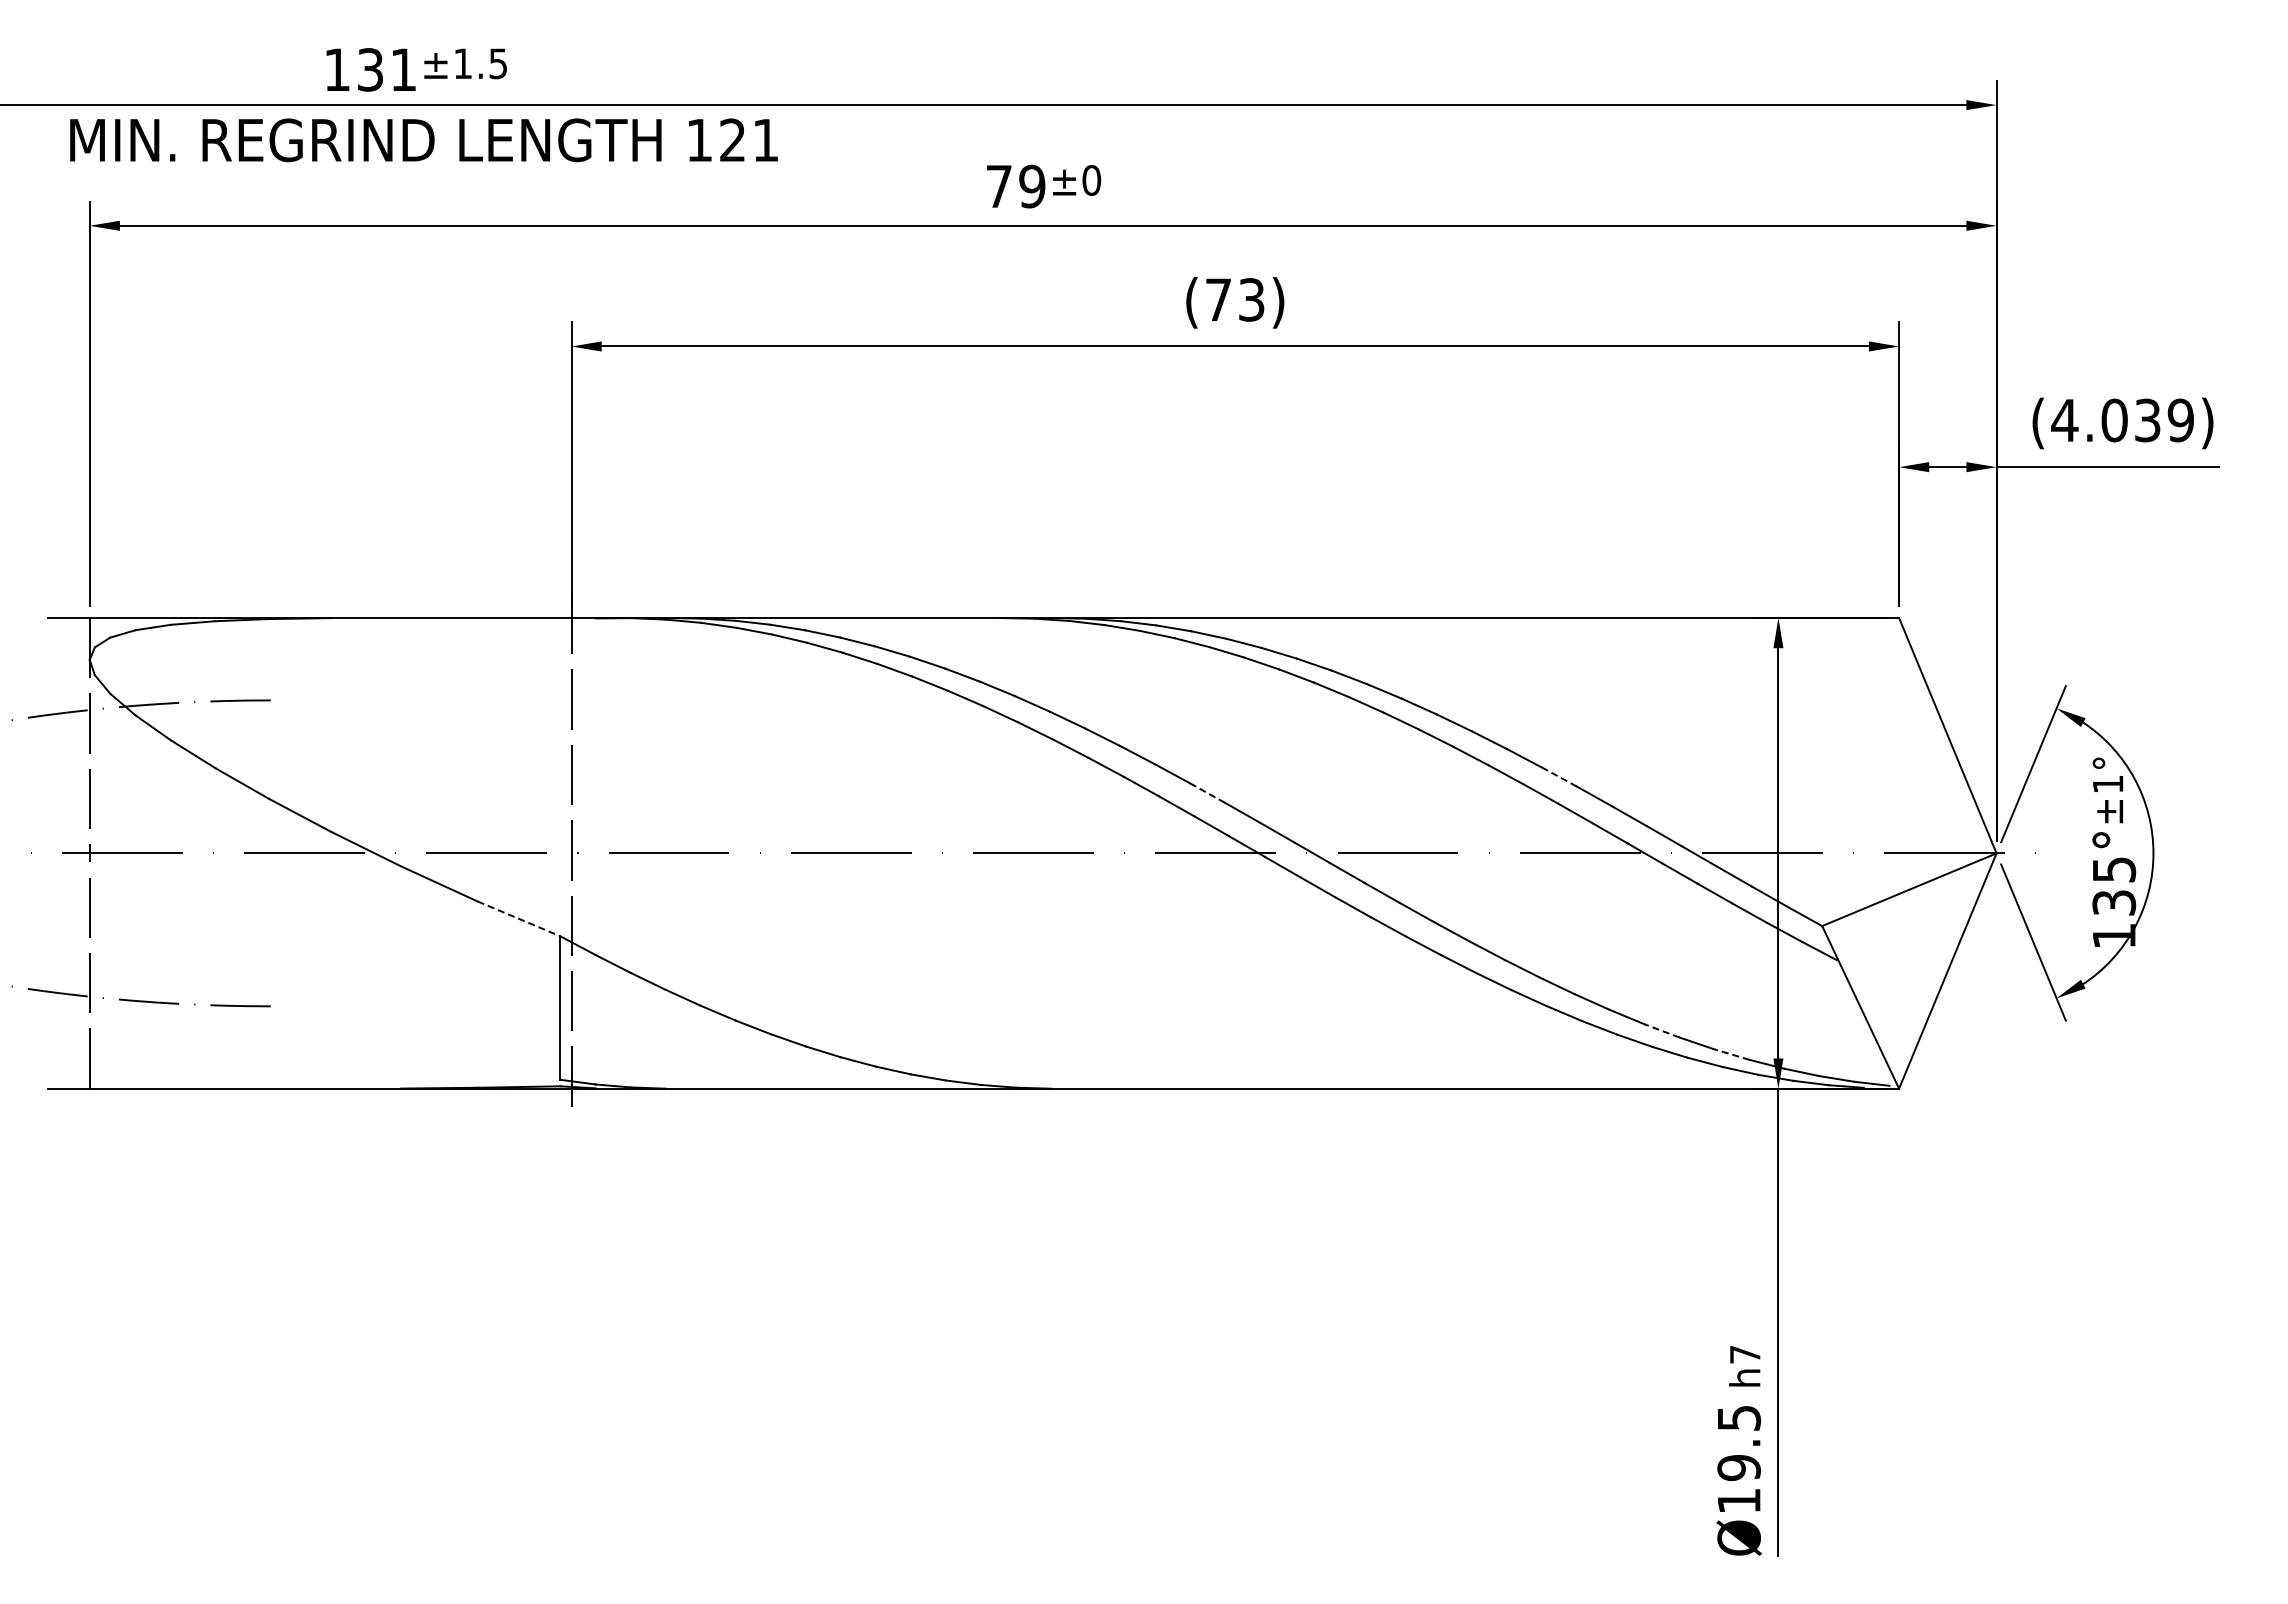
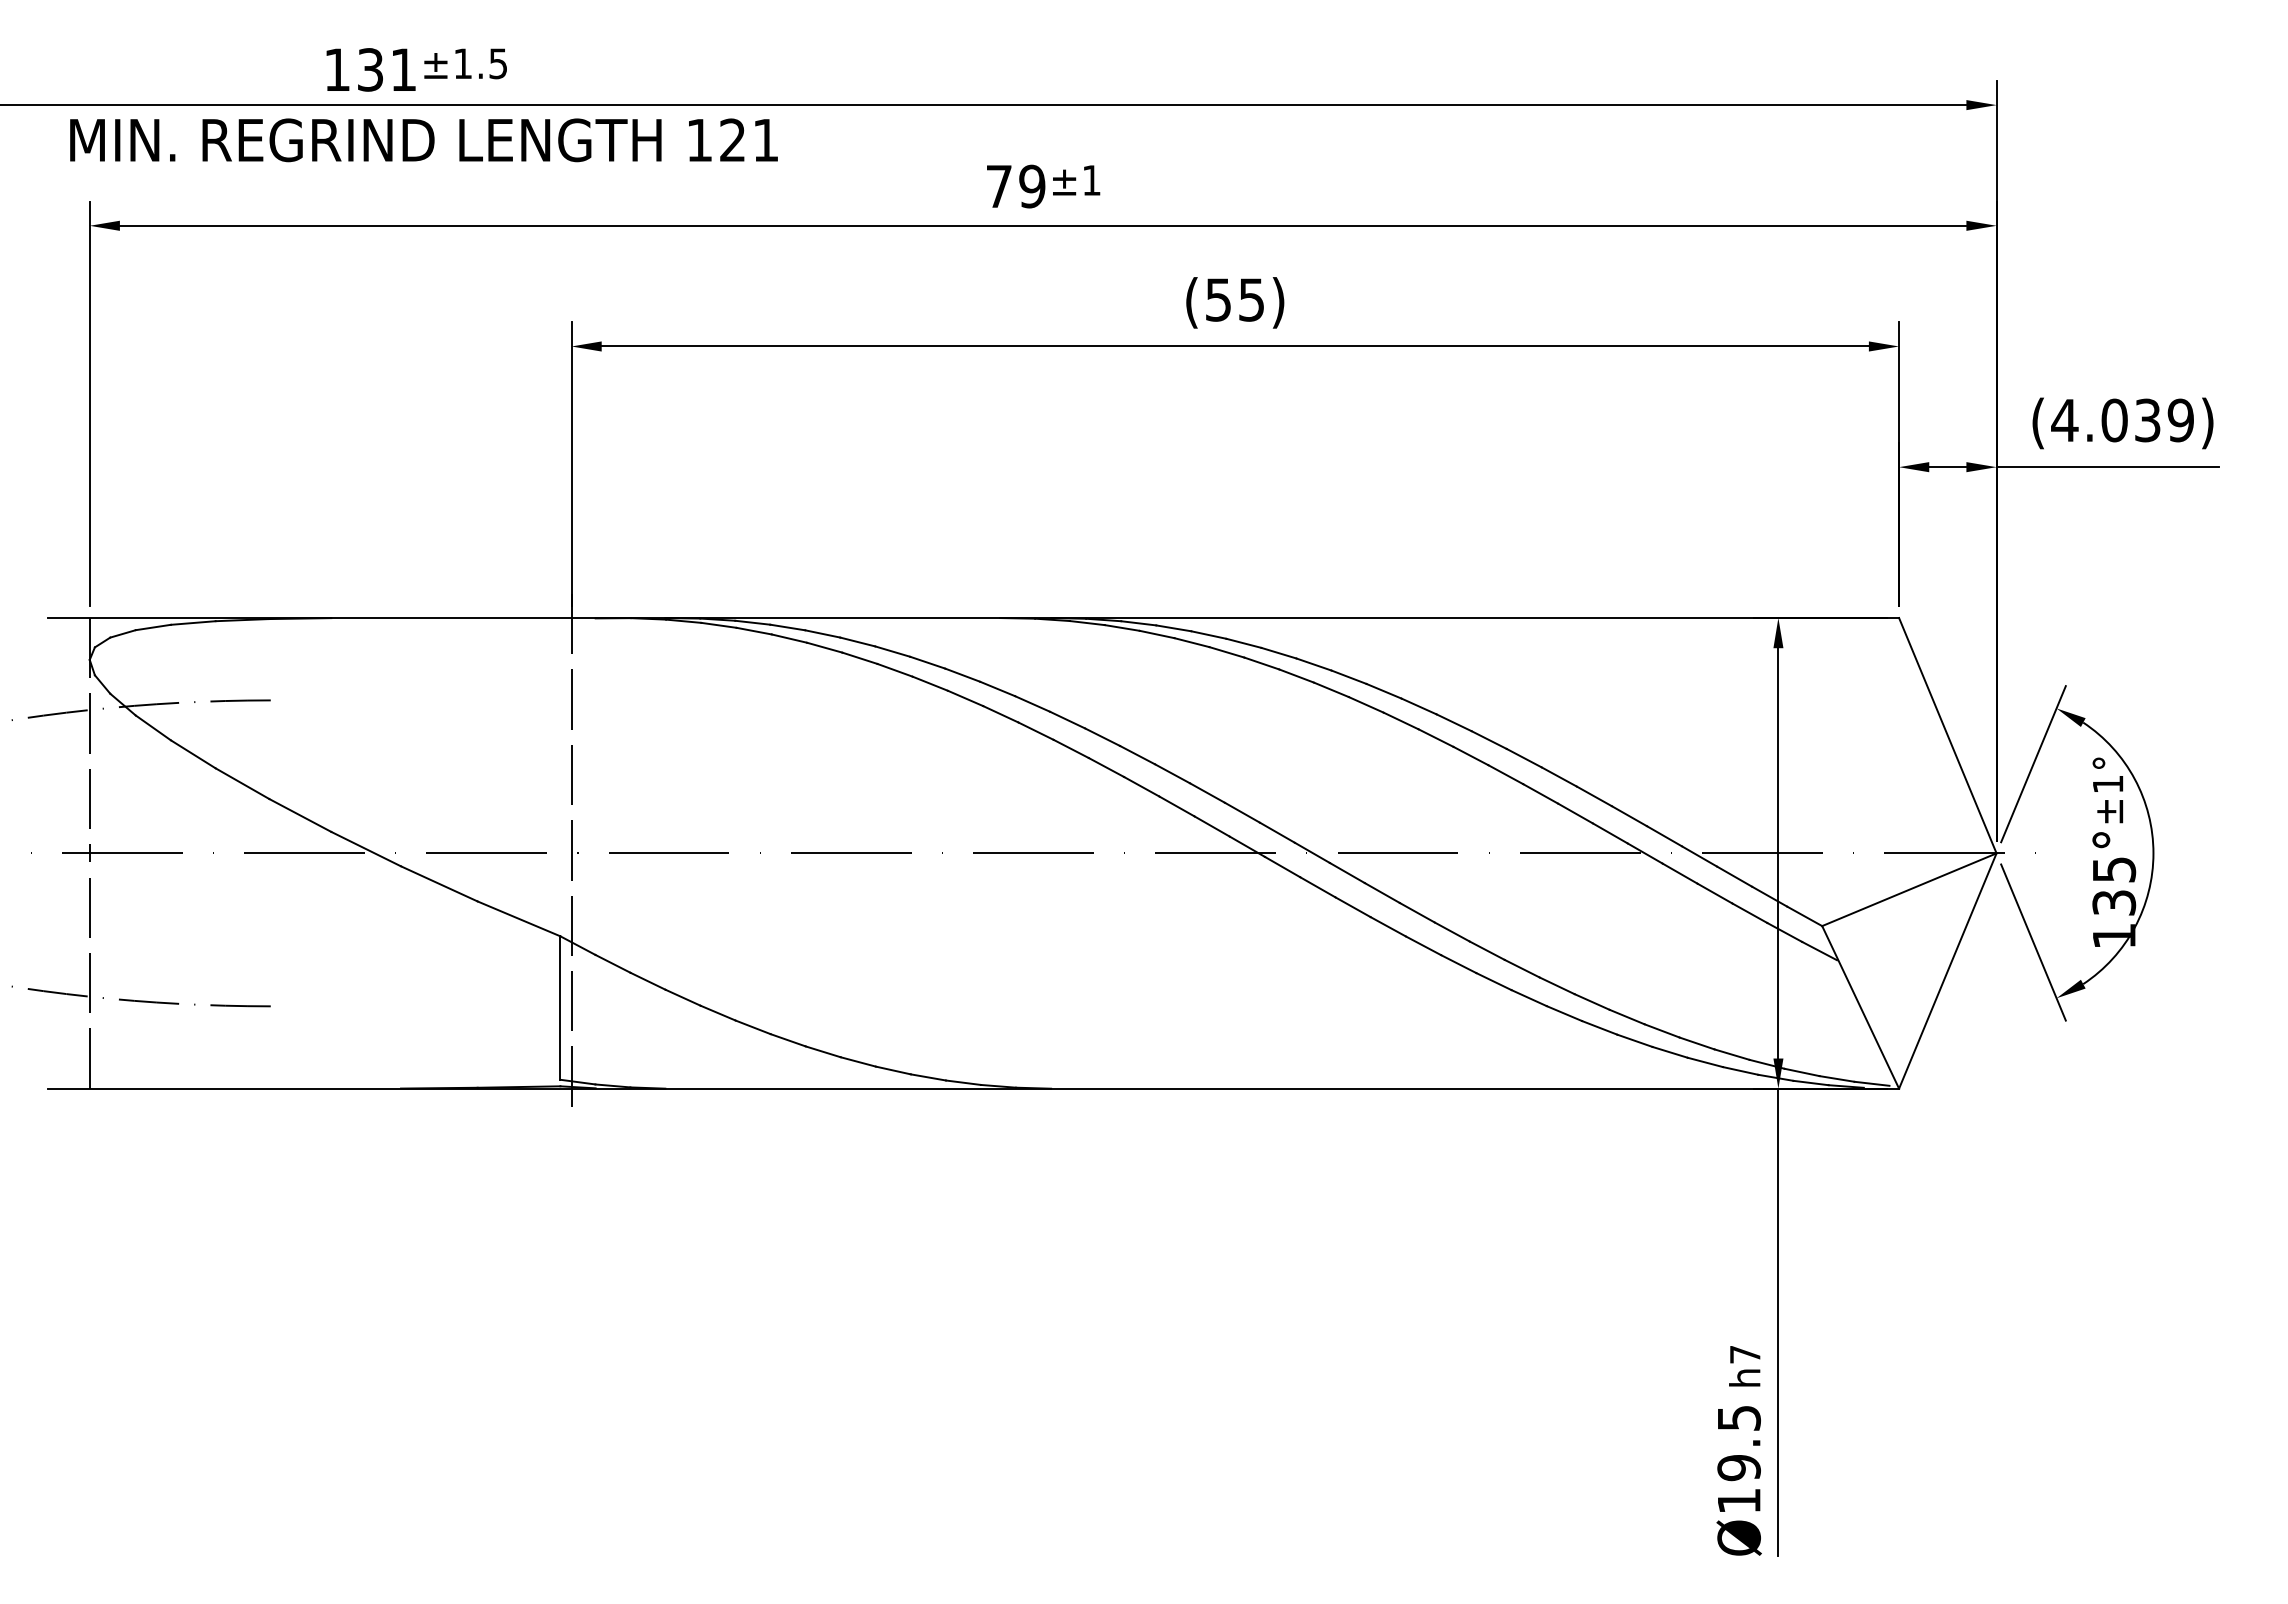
text: ±0 -> ±1 (1091, 180)
text: (73) -> (55) (1235, 299)
line: dashed -> solid (1559, 777)
line: dashed -> solid (1207, 792)
line: dashed -> solid (519, 918)
line: dashed -> solid (1662, 1030)
line: dashed -> solid (1731, 1054)
